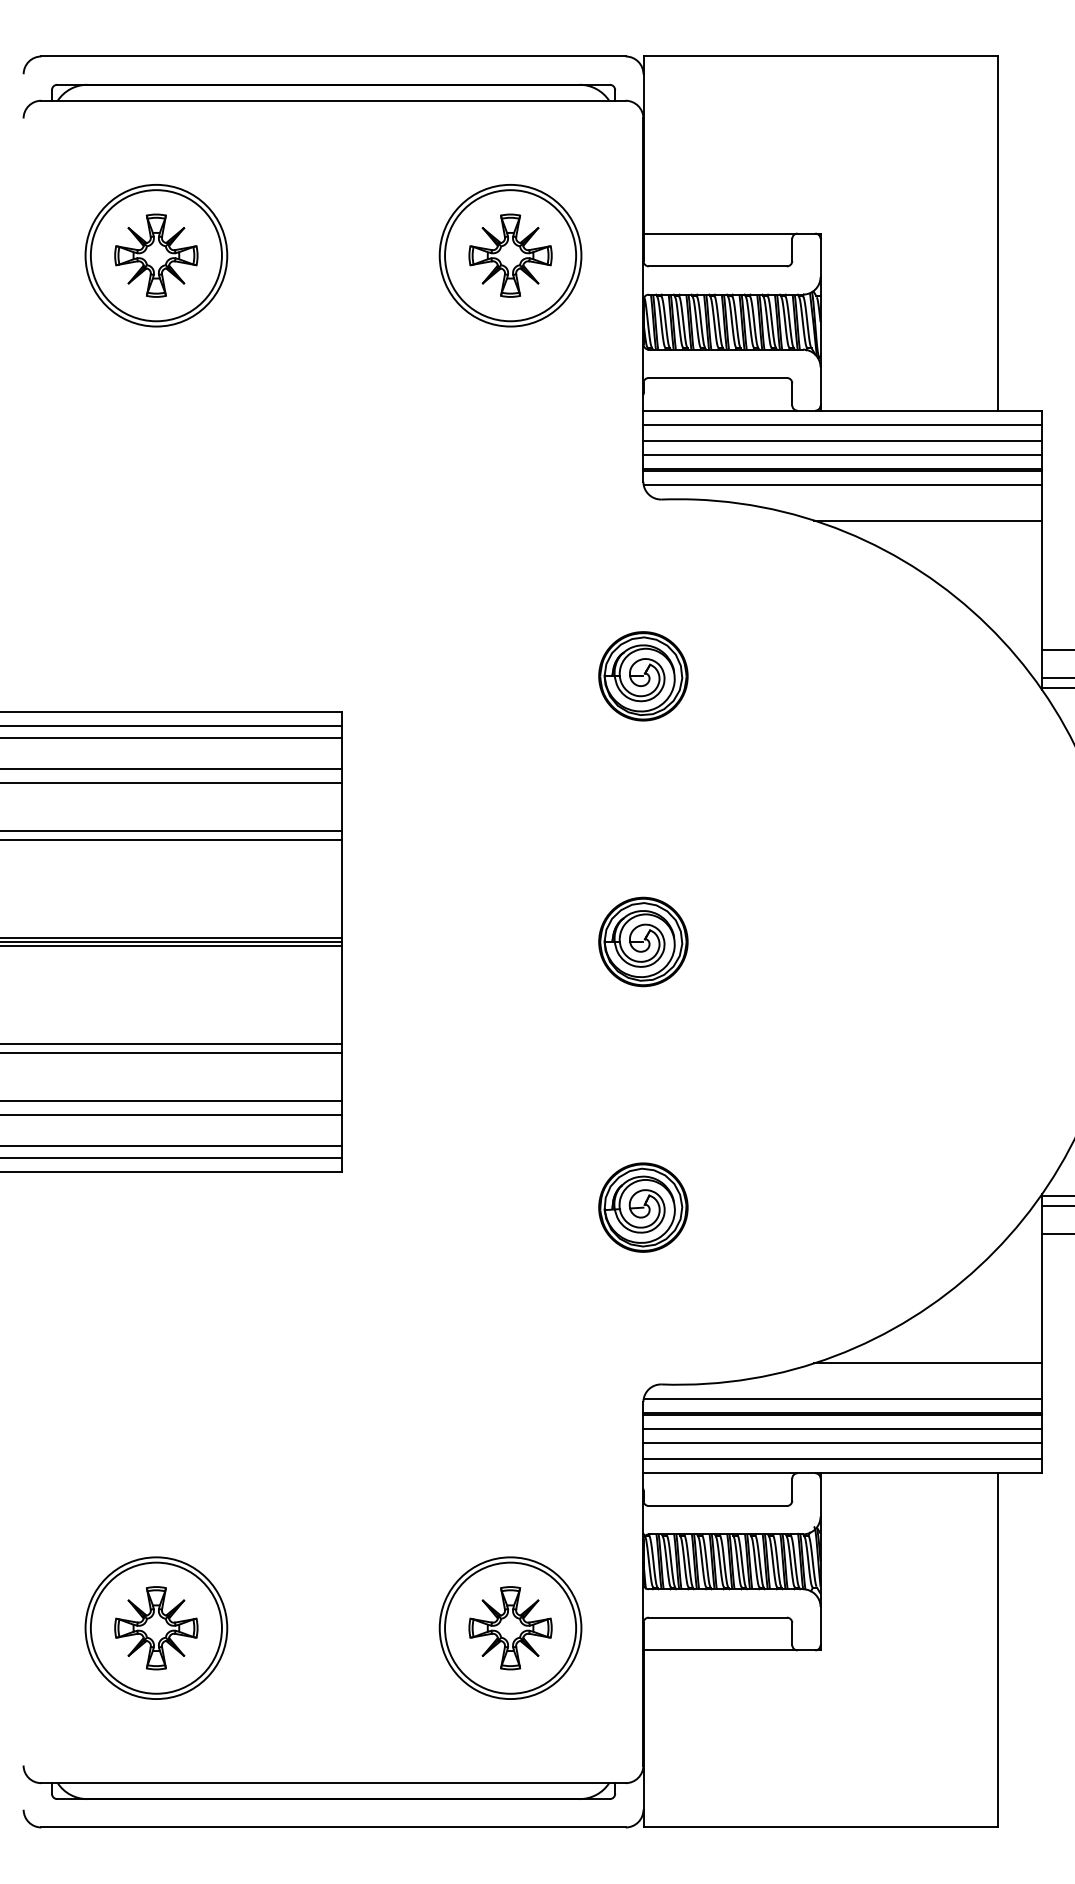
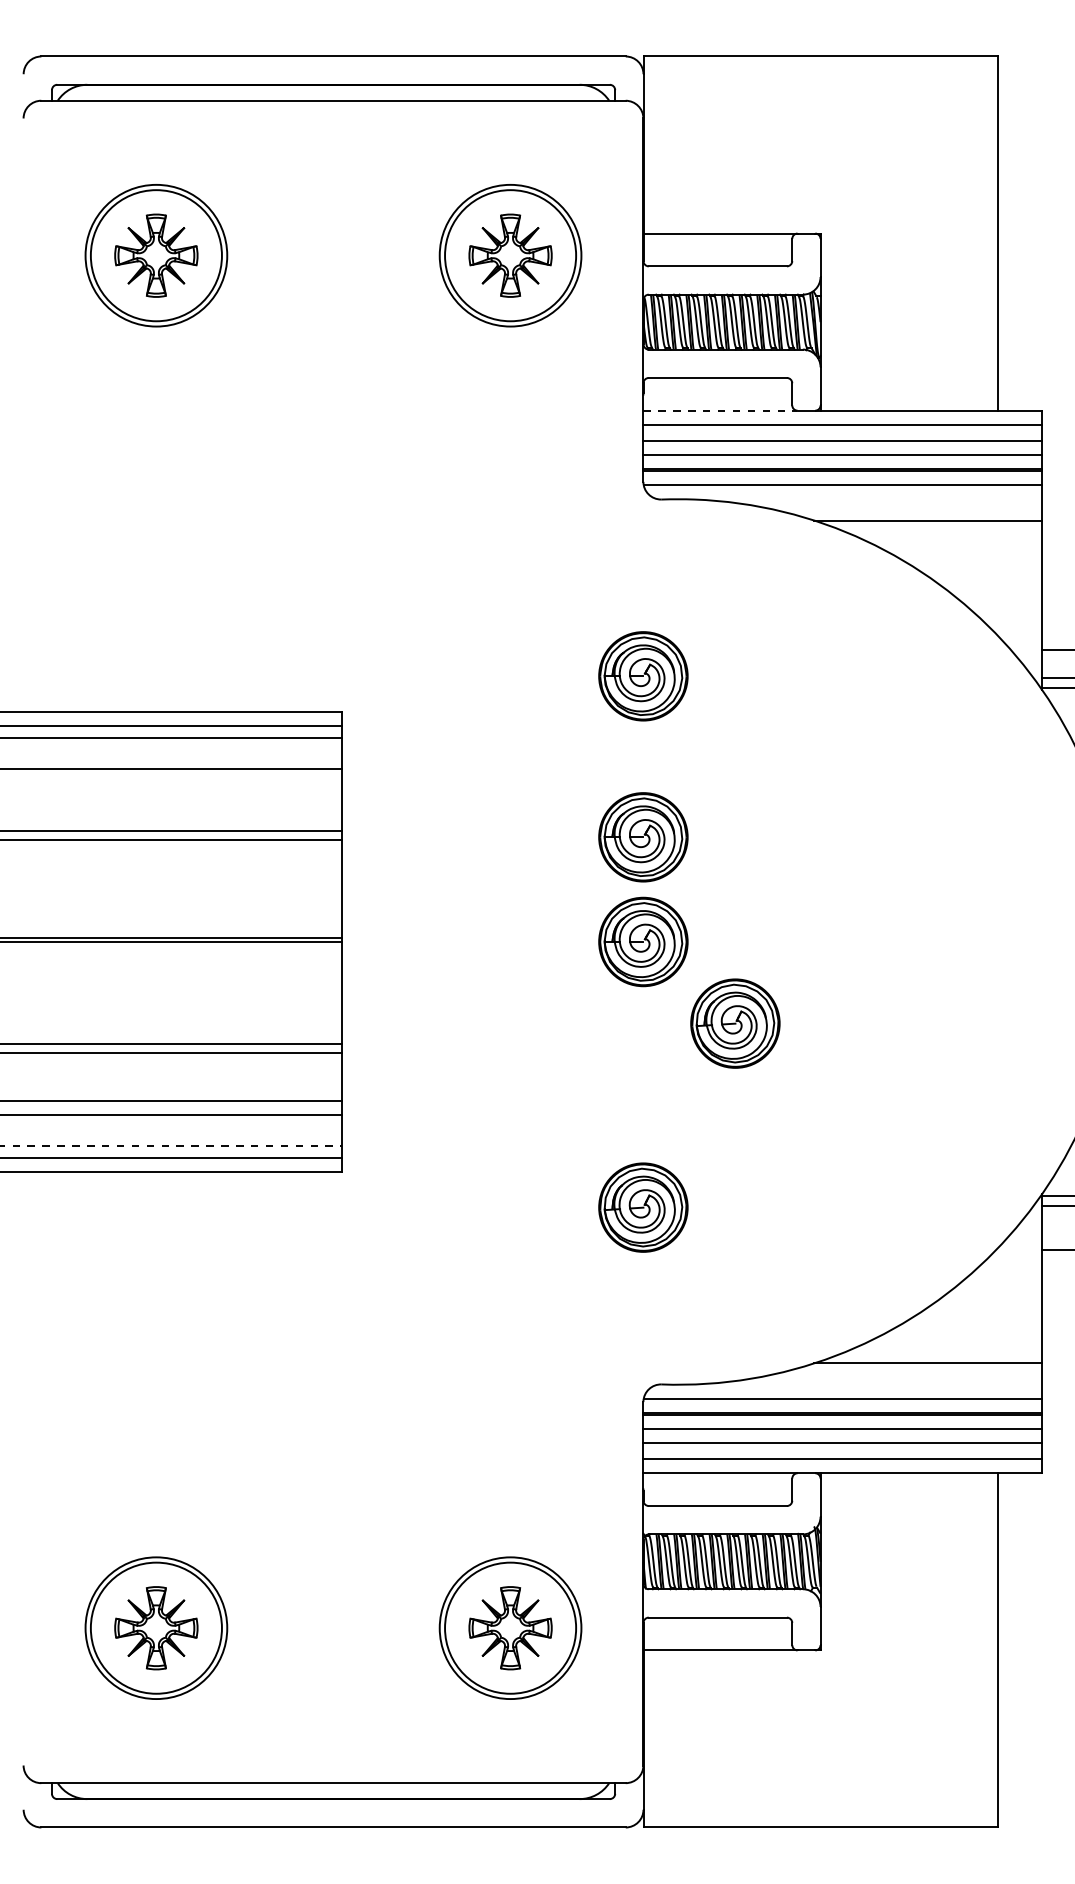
line: solid -> dashed (720, 410)
line: present -> none (171, 782)
part: none -> present (643, 837)
line: present -> none (171, 945)
part: none -> present (735, 1023)
line: solid -> dashed (171, 1146)
line position: (1056, 1234) -> (1056, 1250) (1056, 1250)
